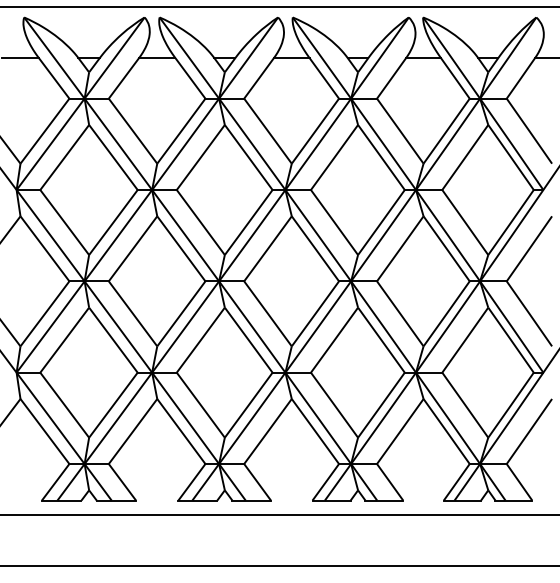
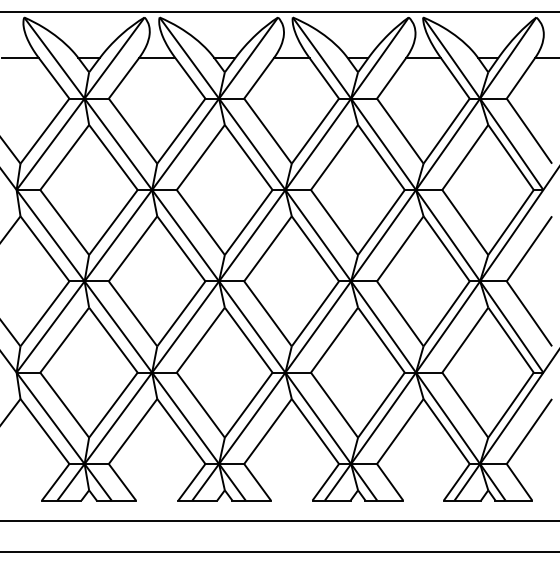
line position: (279, 7) -> (279, 12) (279, 12)
line position: (279, 514) -> (279, 520) (279, 520)
line position: (279, 565) -> (279, 551) (279, 551)
